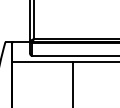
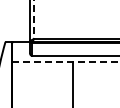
line: solid -> dashed (34, 20)
line: solid -> dashed (65, 61)
